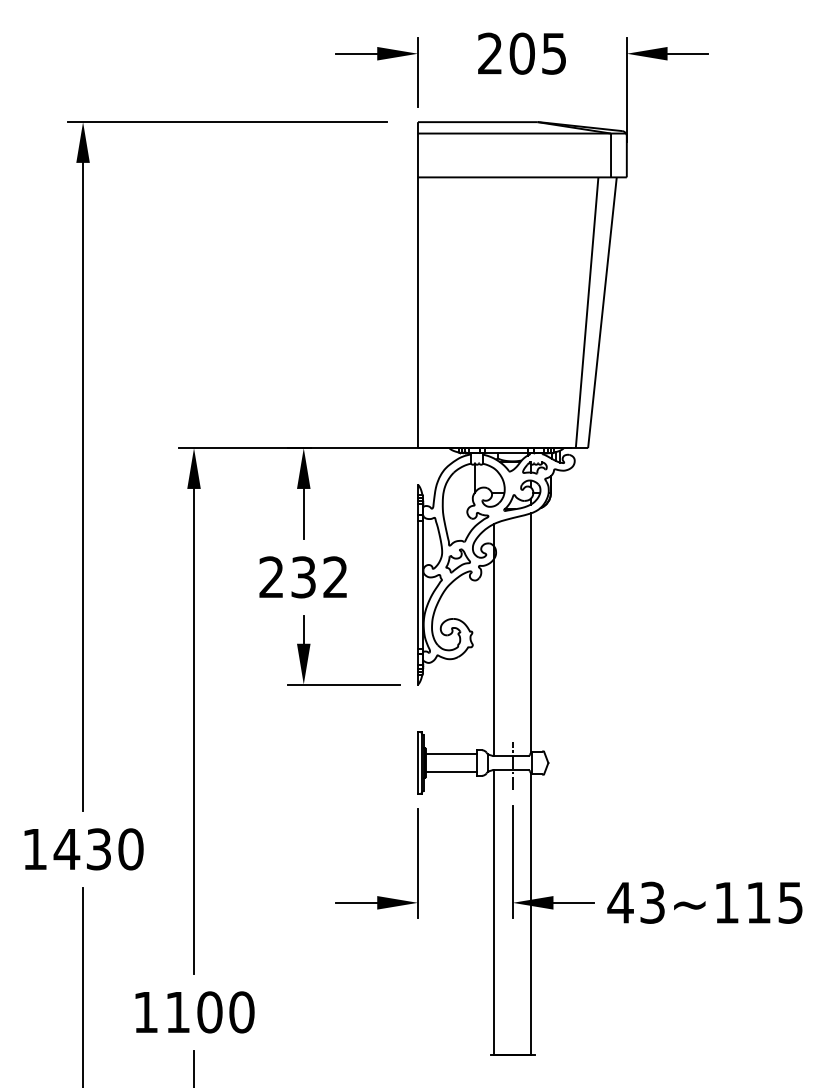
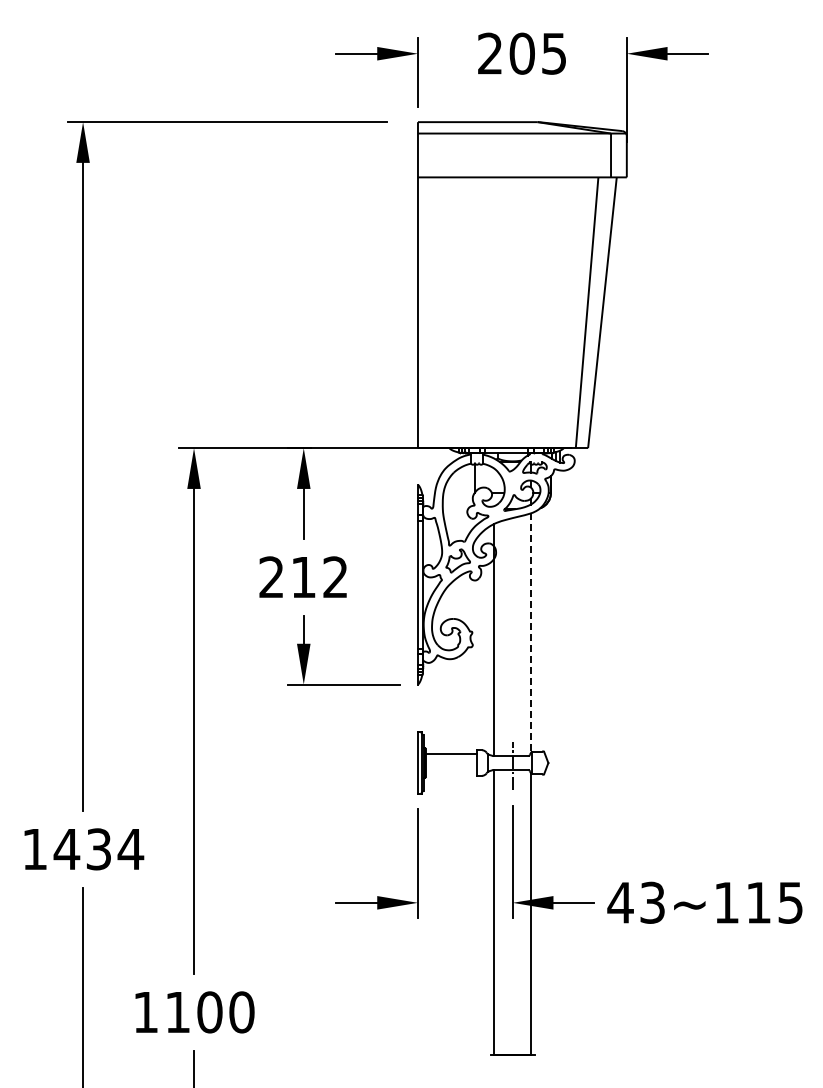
text: 232 -> 212 (303, 577)
line: solid -> dashed (531, 633)
line: present -> none (451, 772)
text: 1430 -> 1434 (130, 849)
